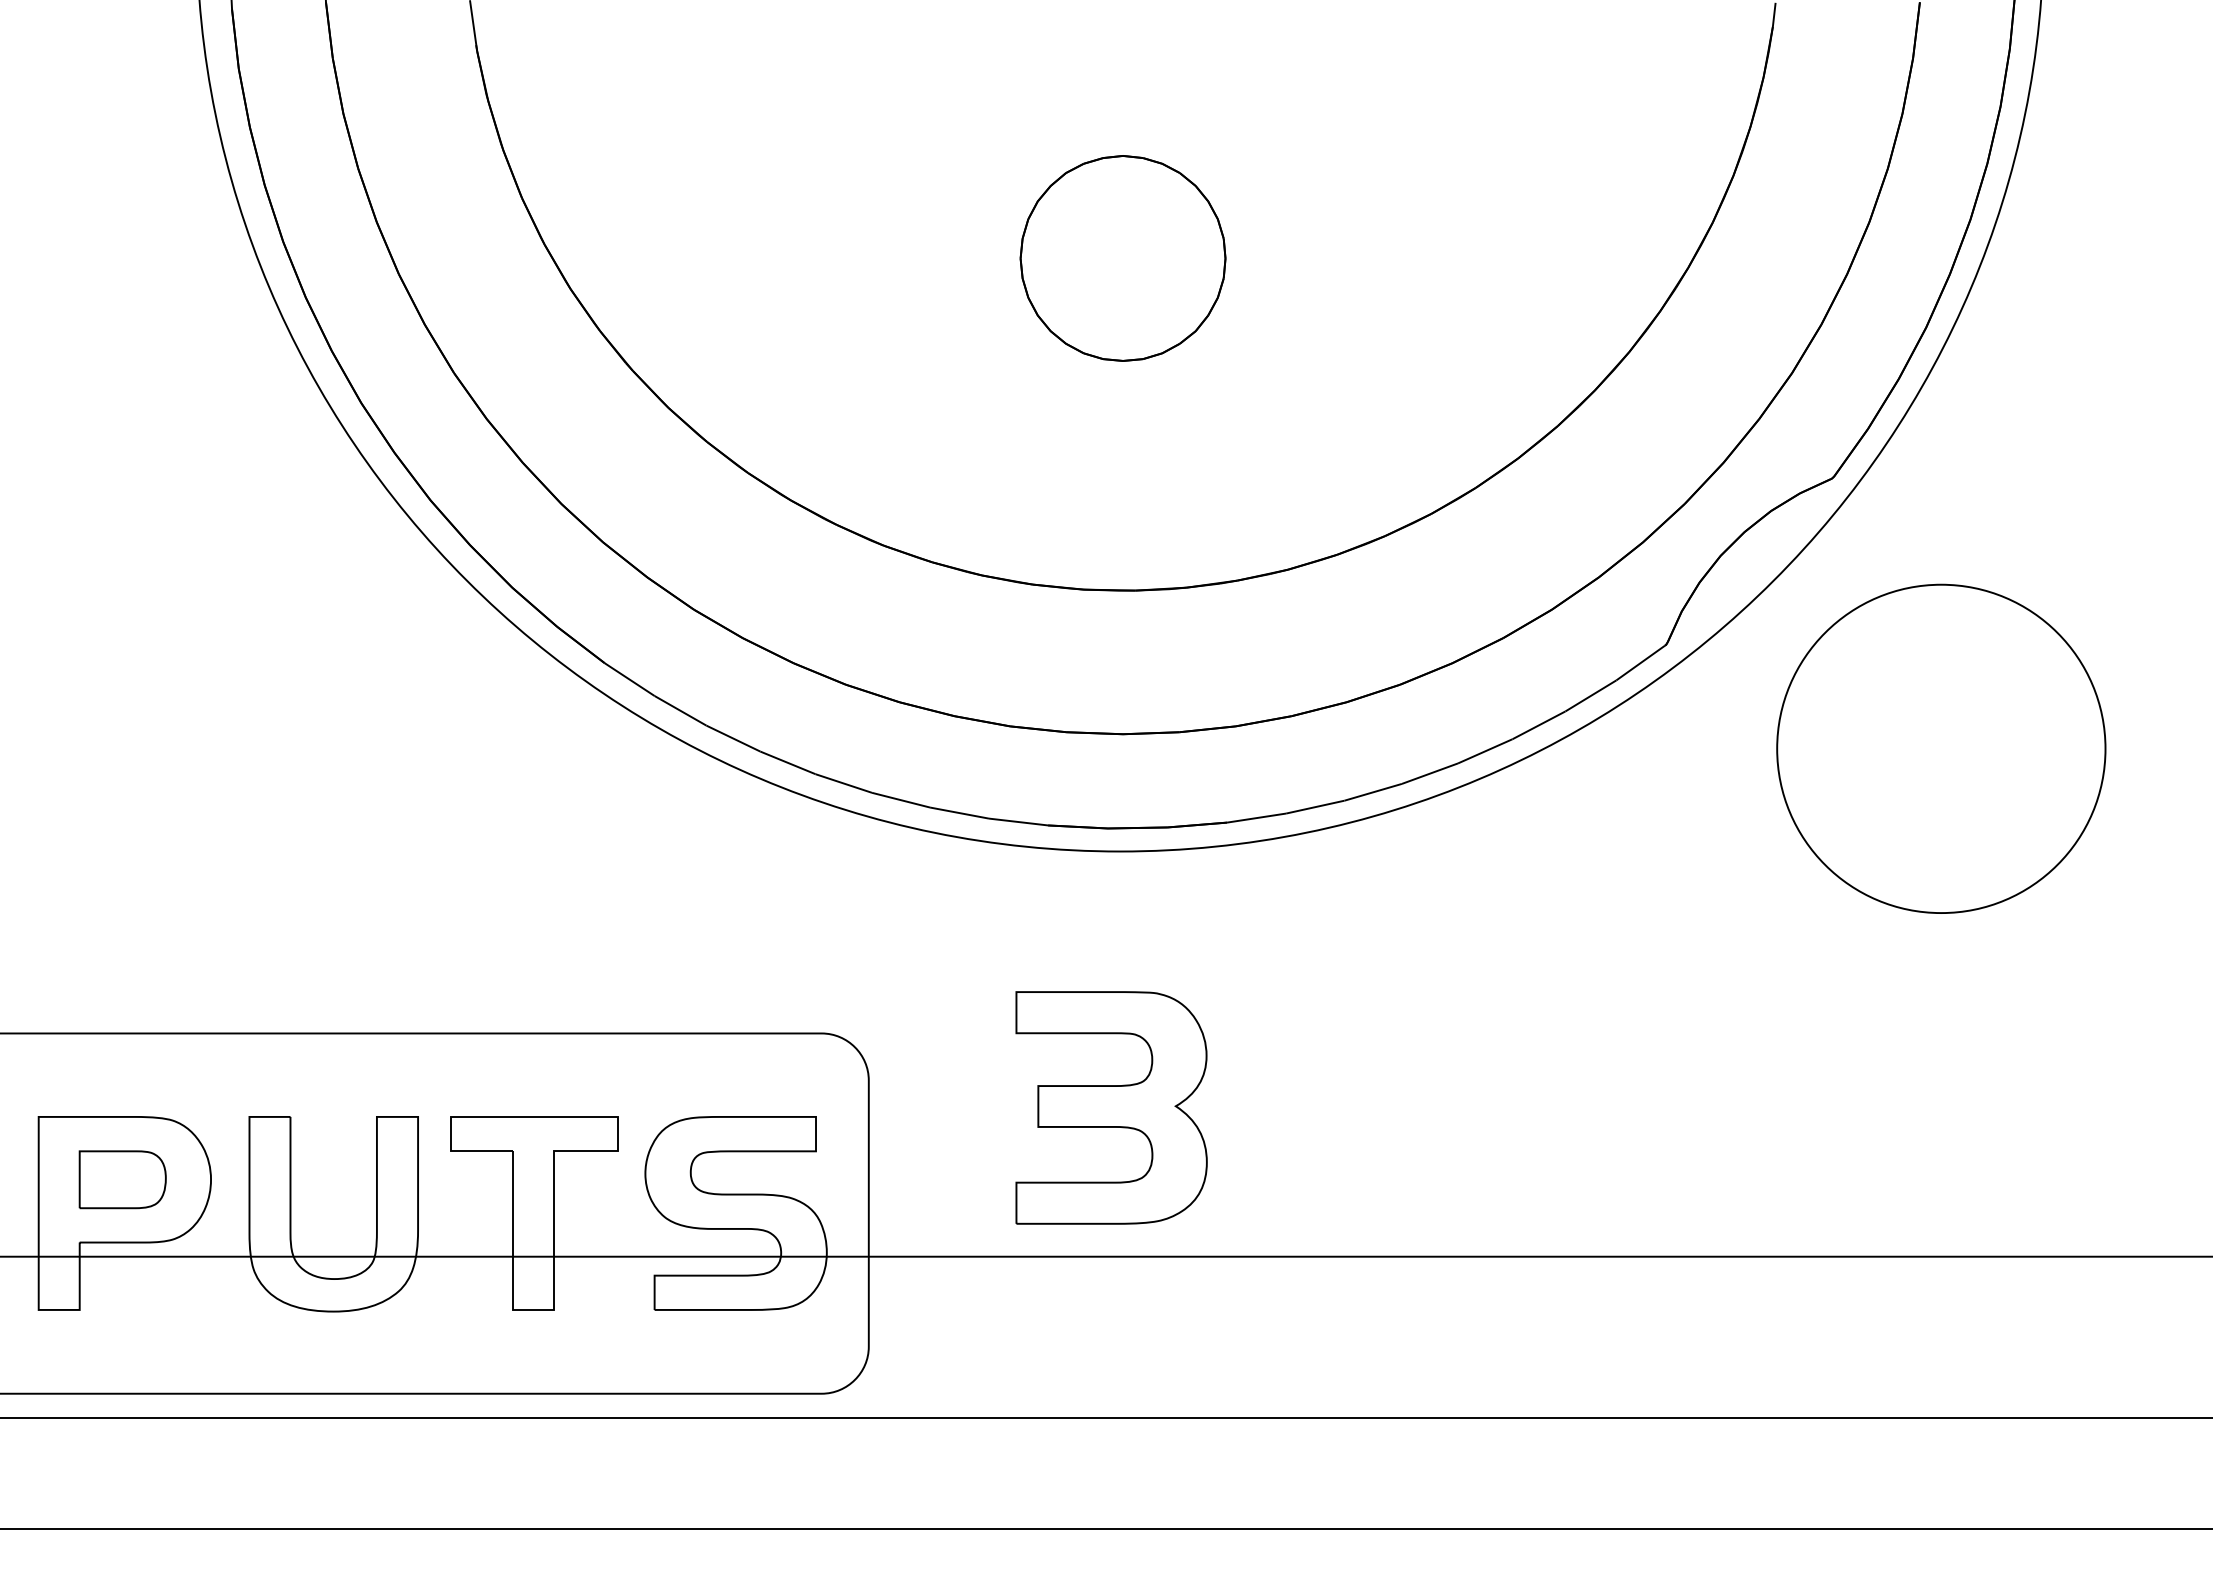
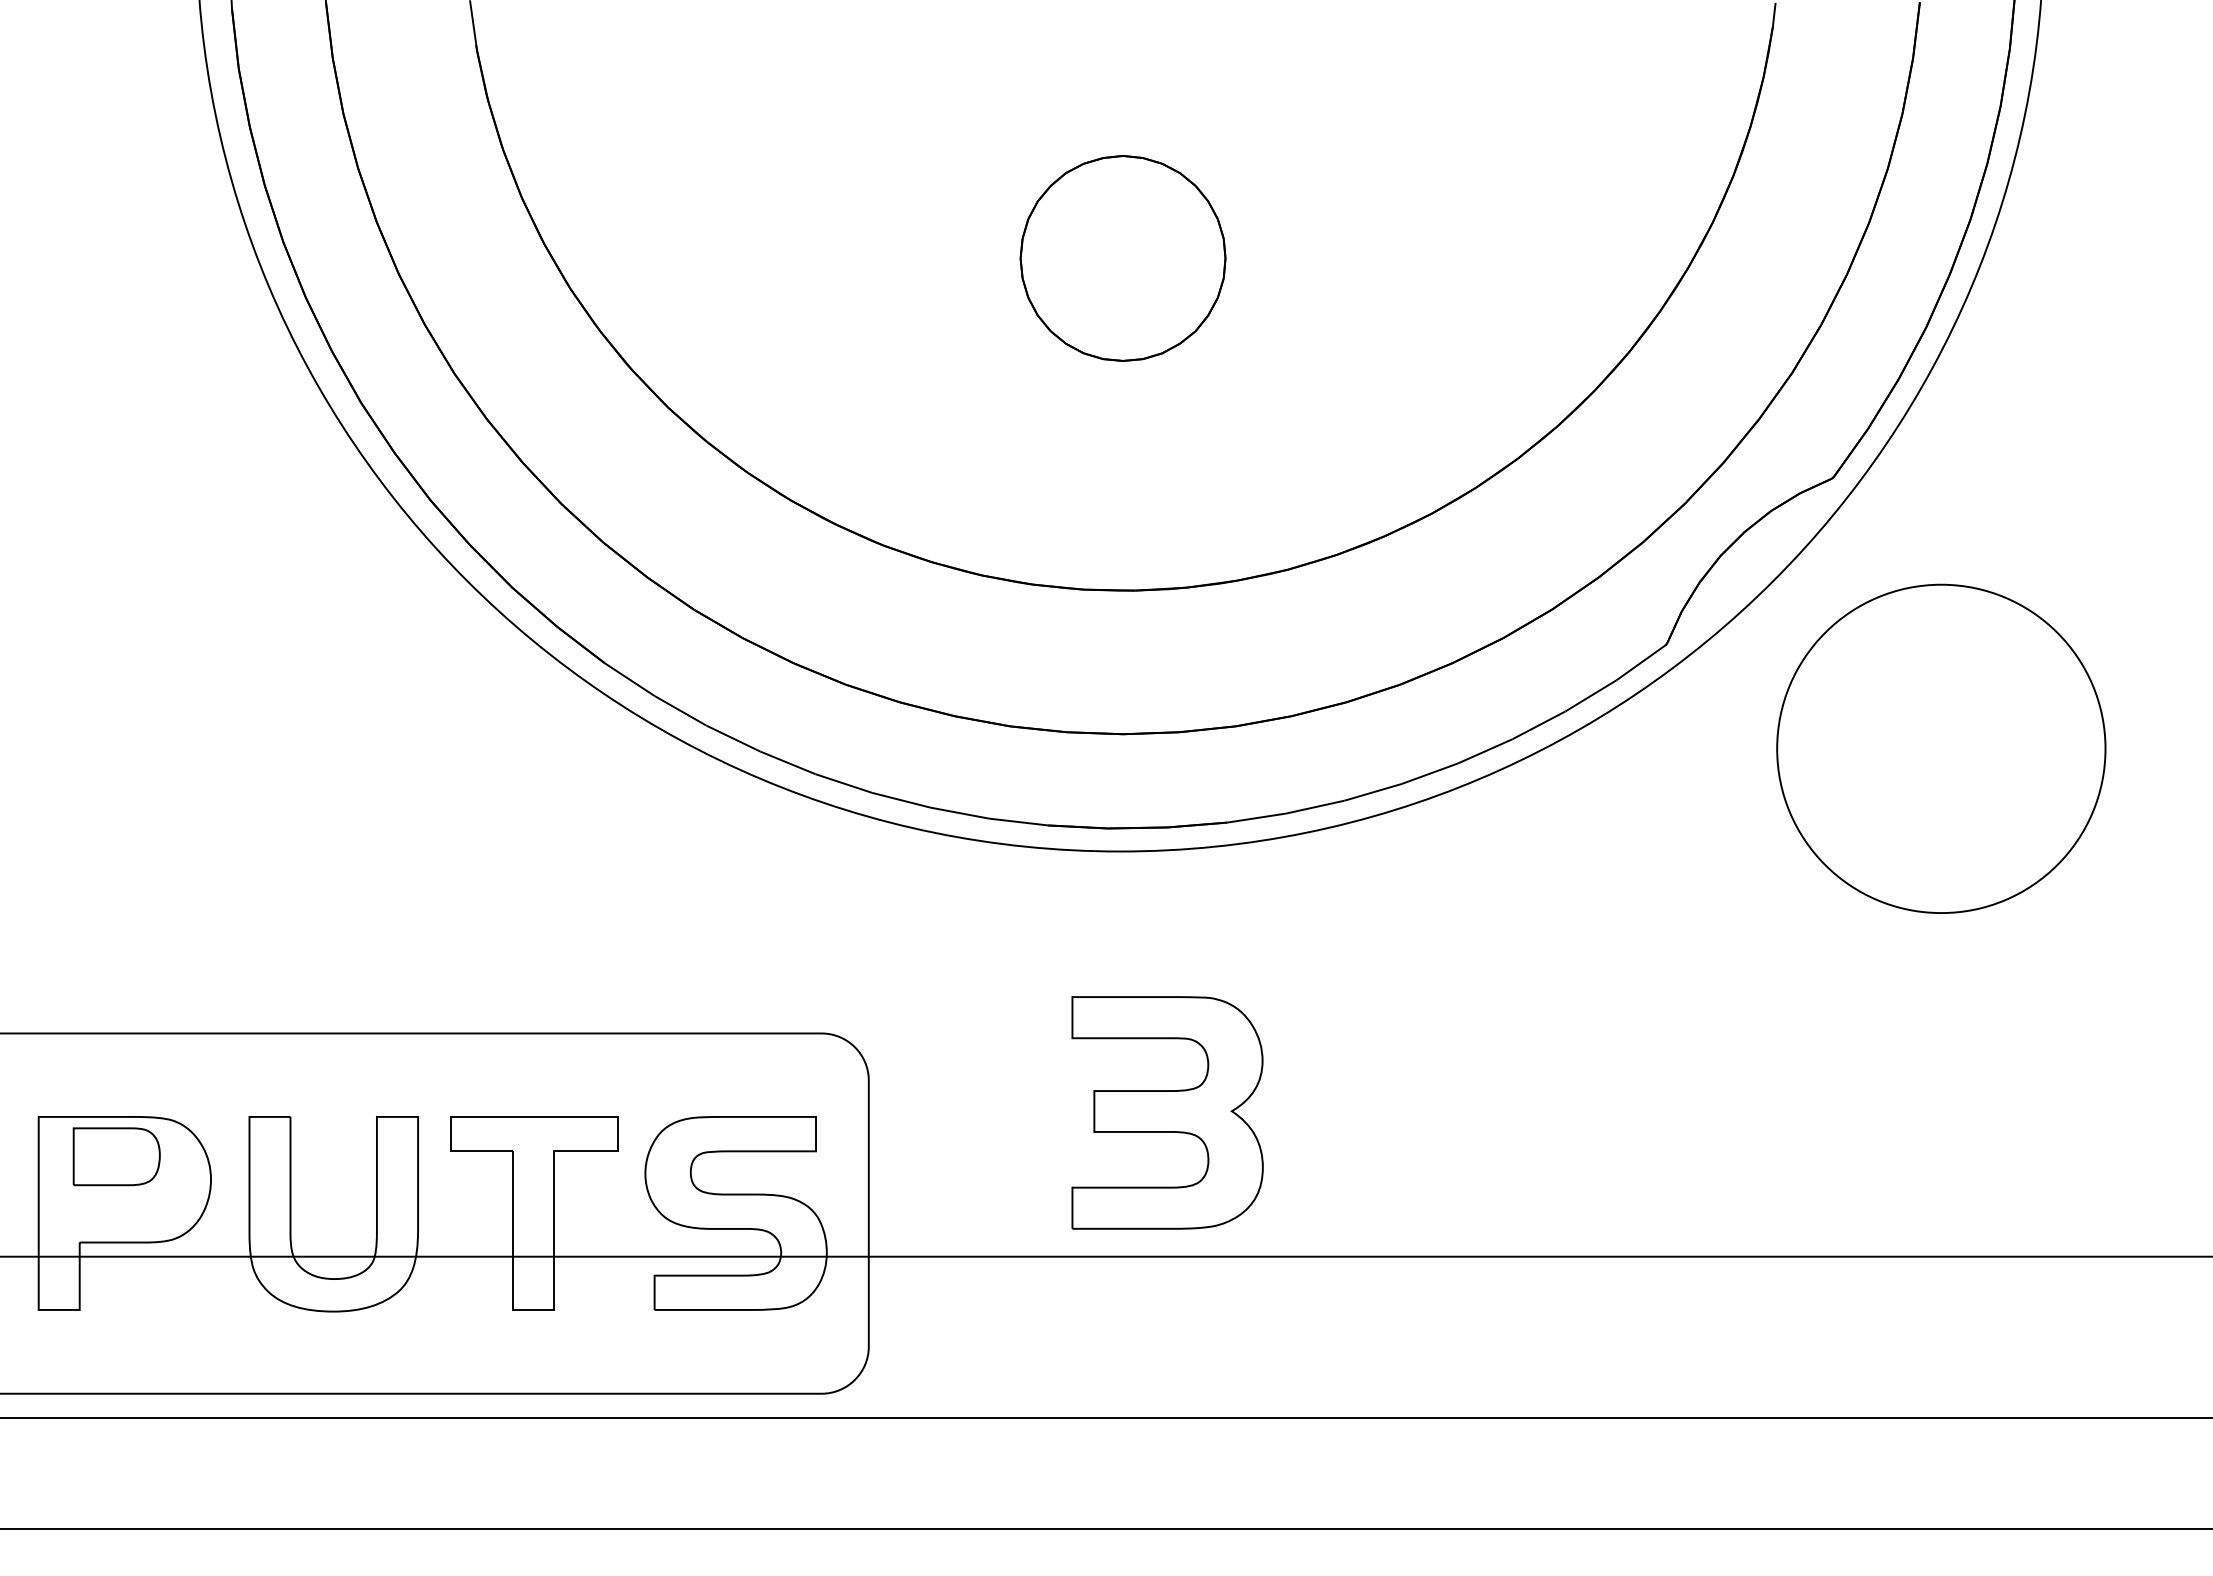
part position: (1111, 1107) -> (1167, 1112) (1167, 1112)
part position: (122, 1179) -> (116, 1156) (116, 1156)
